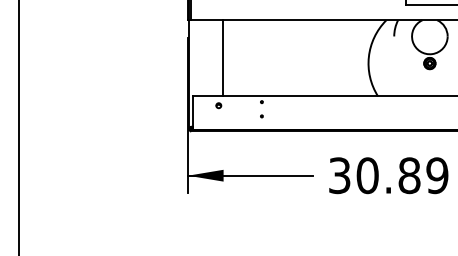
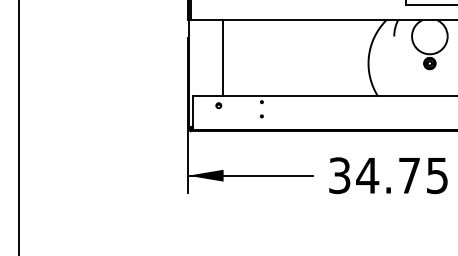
text: 30.89 -> 34.75 (402, 175)
